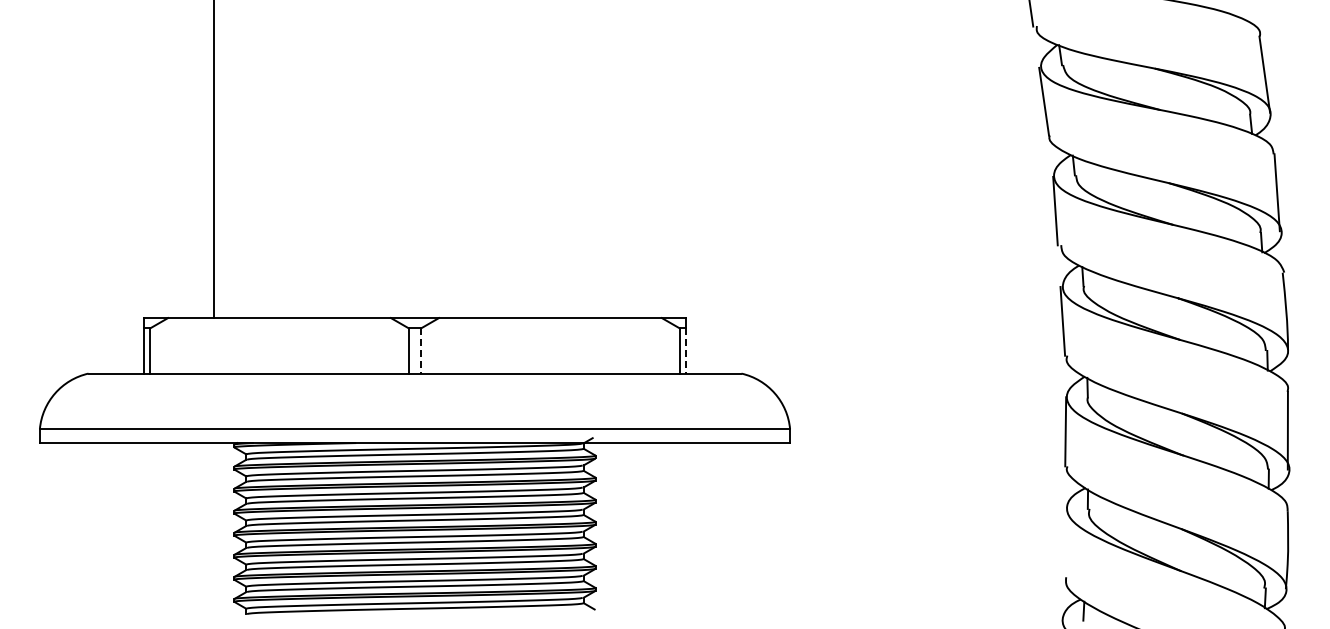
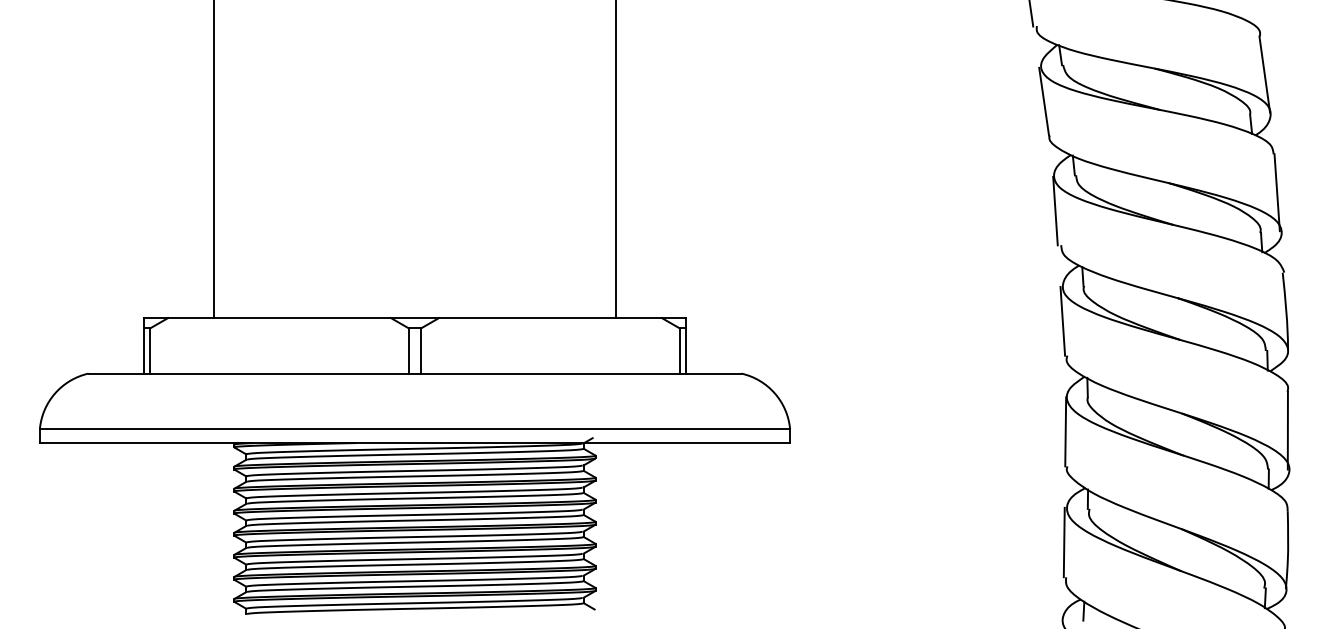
line: none -> present (616, 160)
line: dashed -> solid (421, 351)
line: dashed -> solid (685, 351)
line: none -> present (1063, 542)
